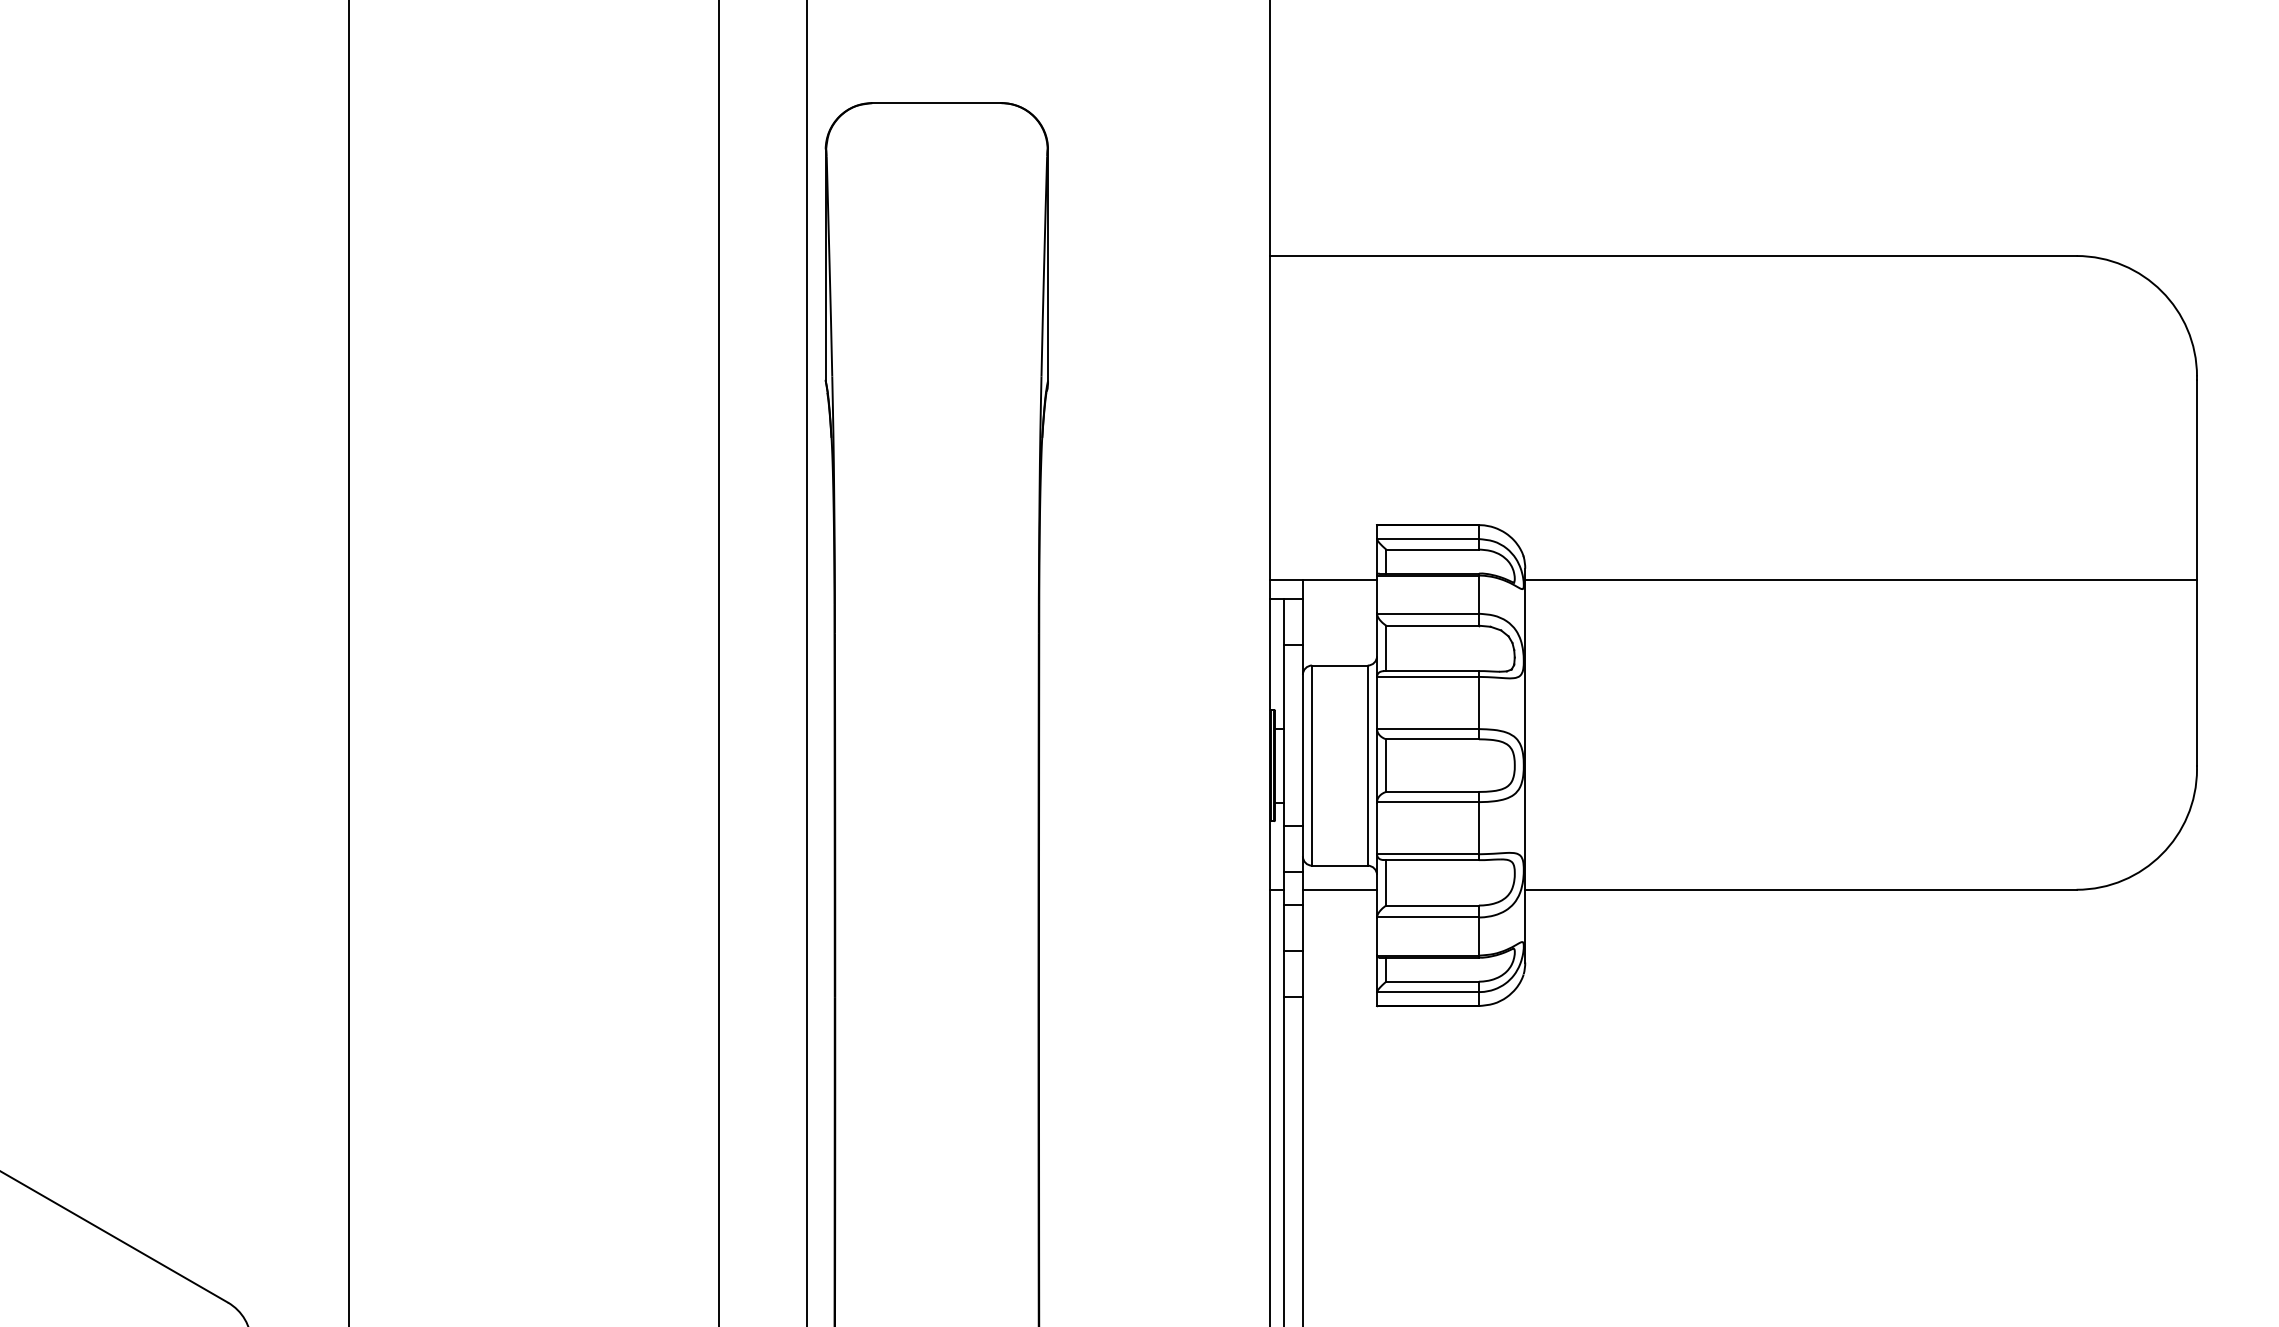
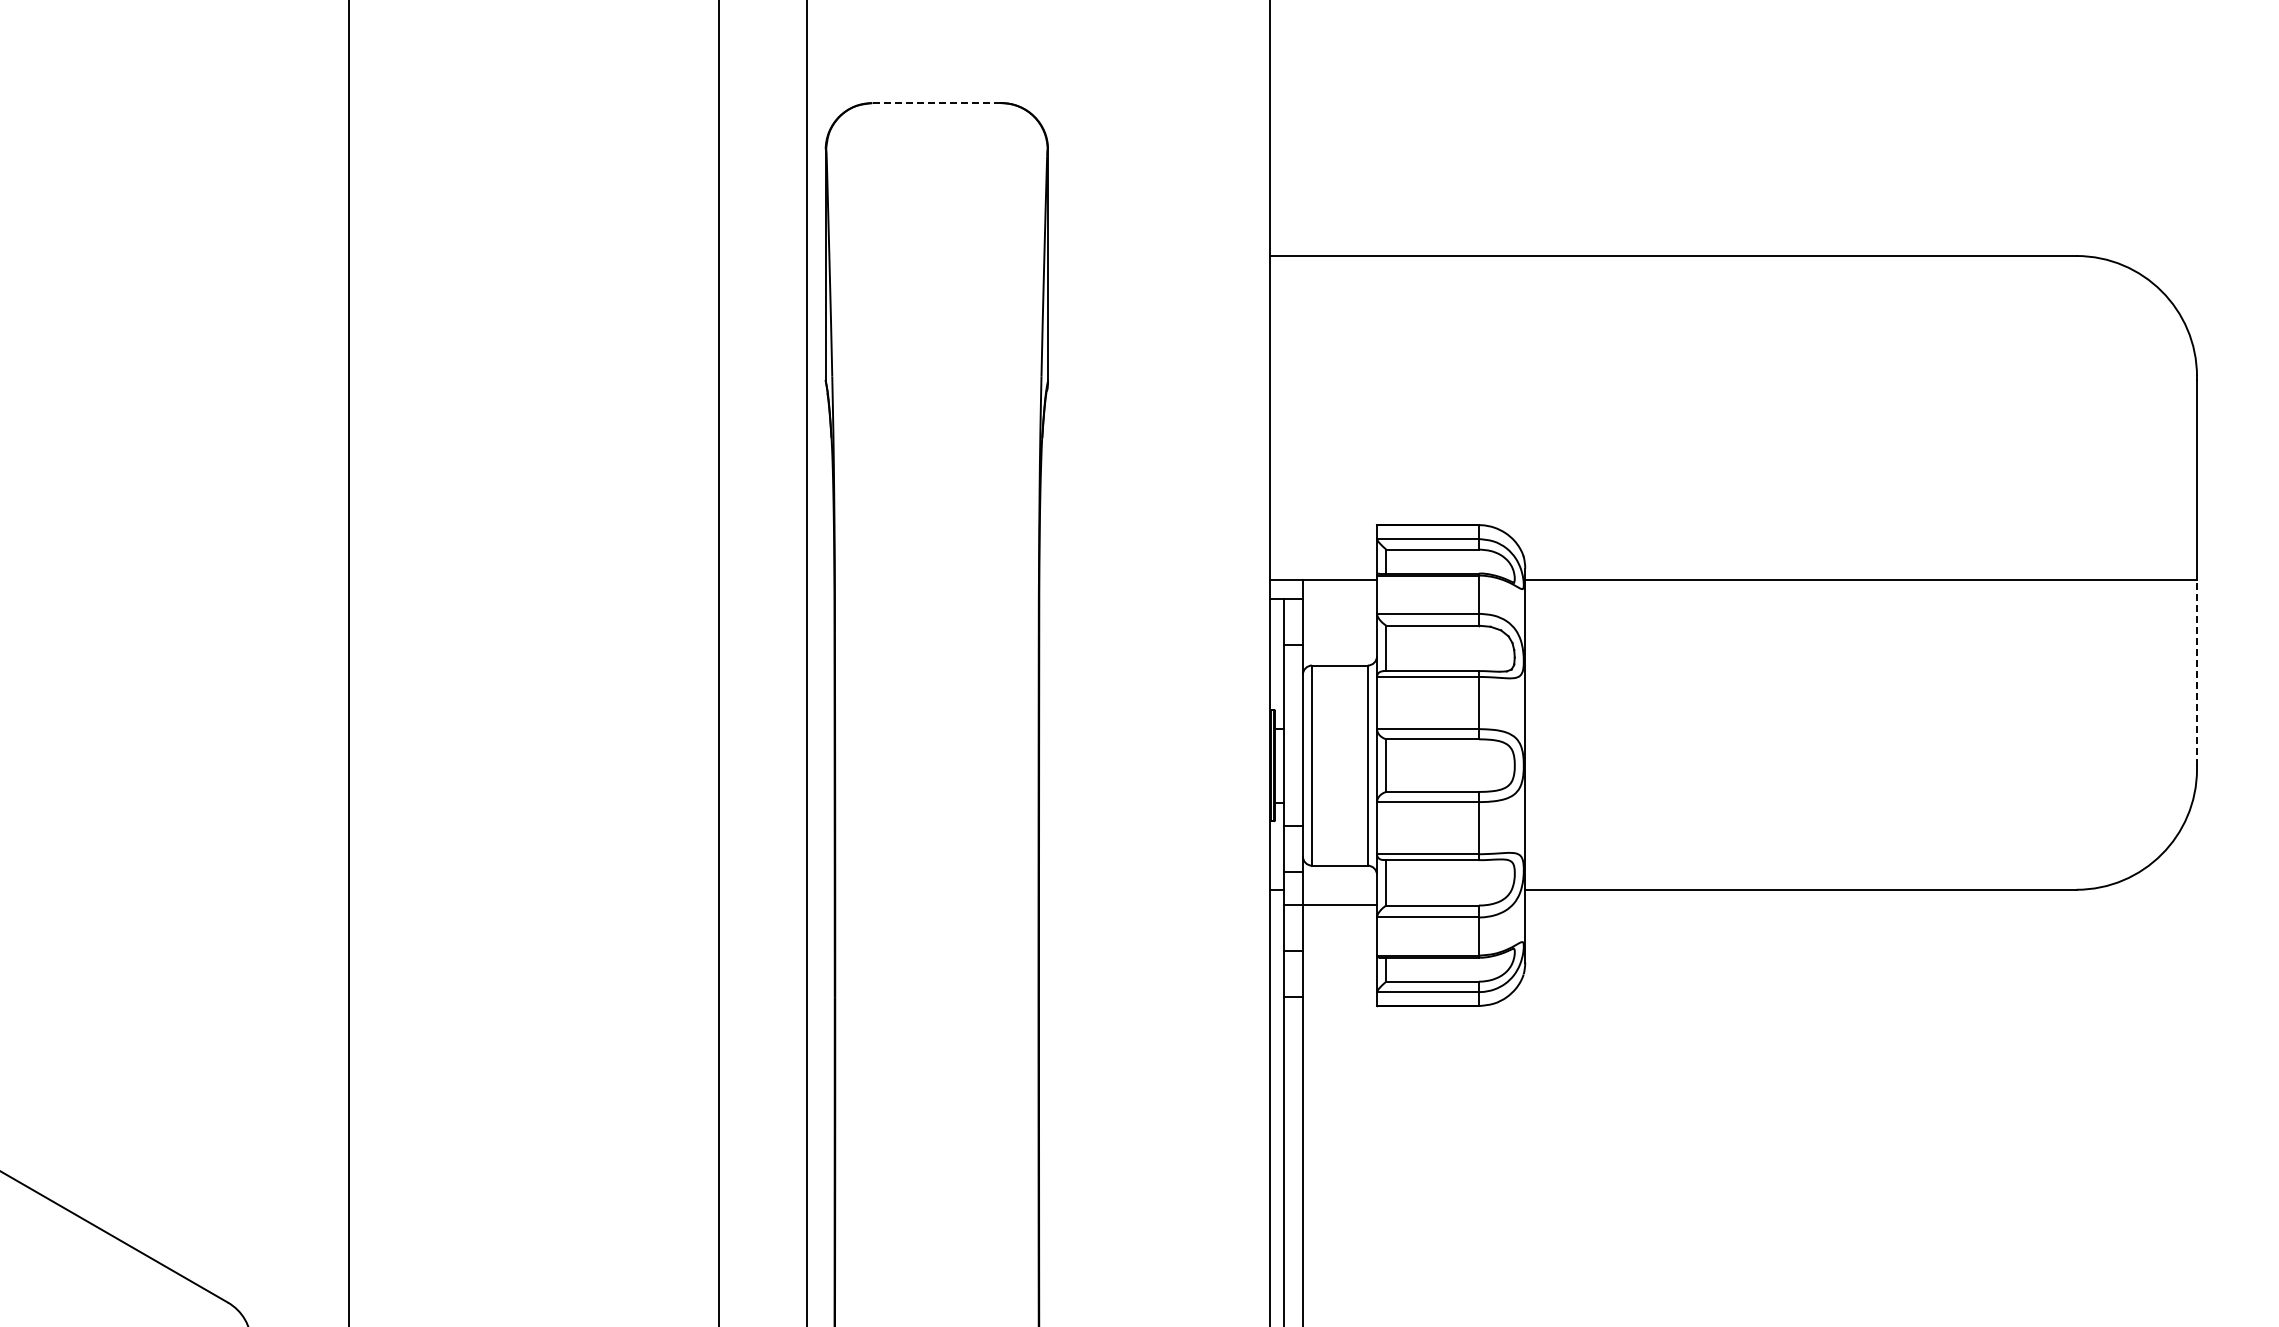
line: solid -> dashed (936, 103)
line: solid -> dashed (2197, 672)
line position: (1339, 889) -> (1339, 904) (1339, 904)
